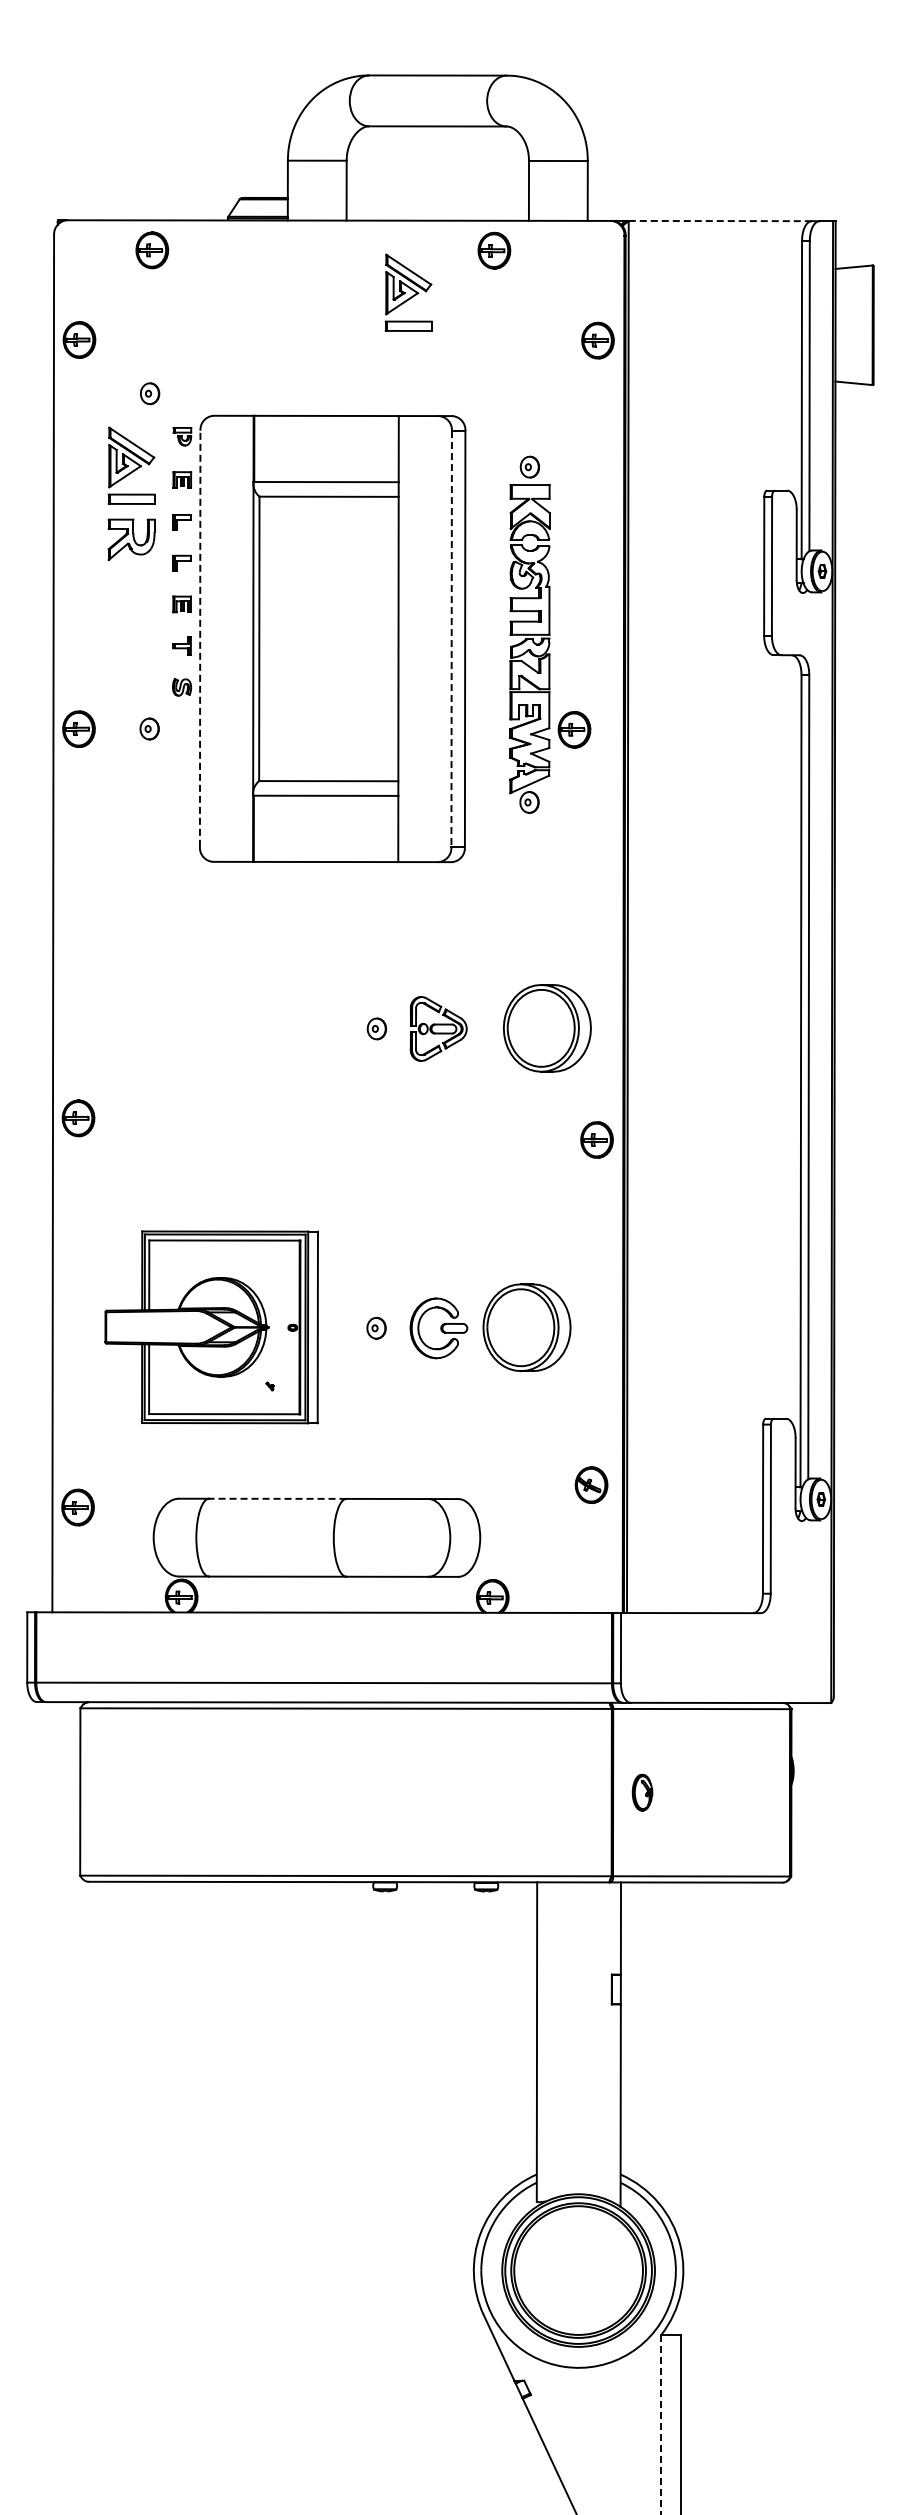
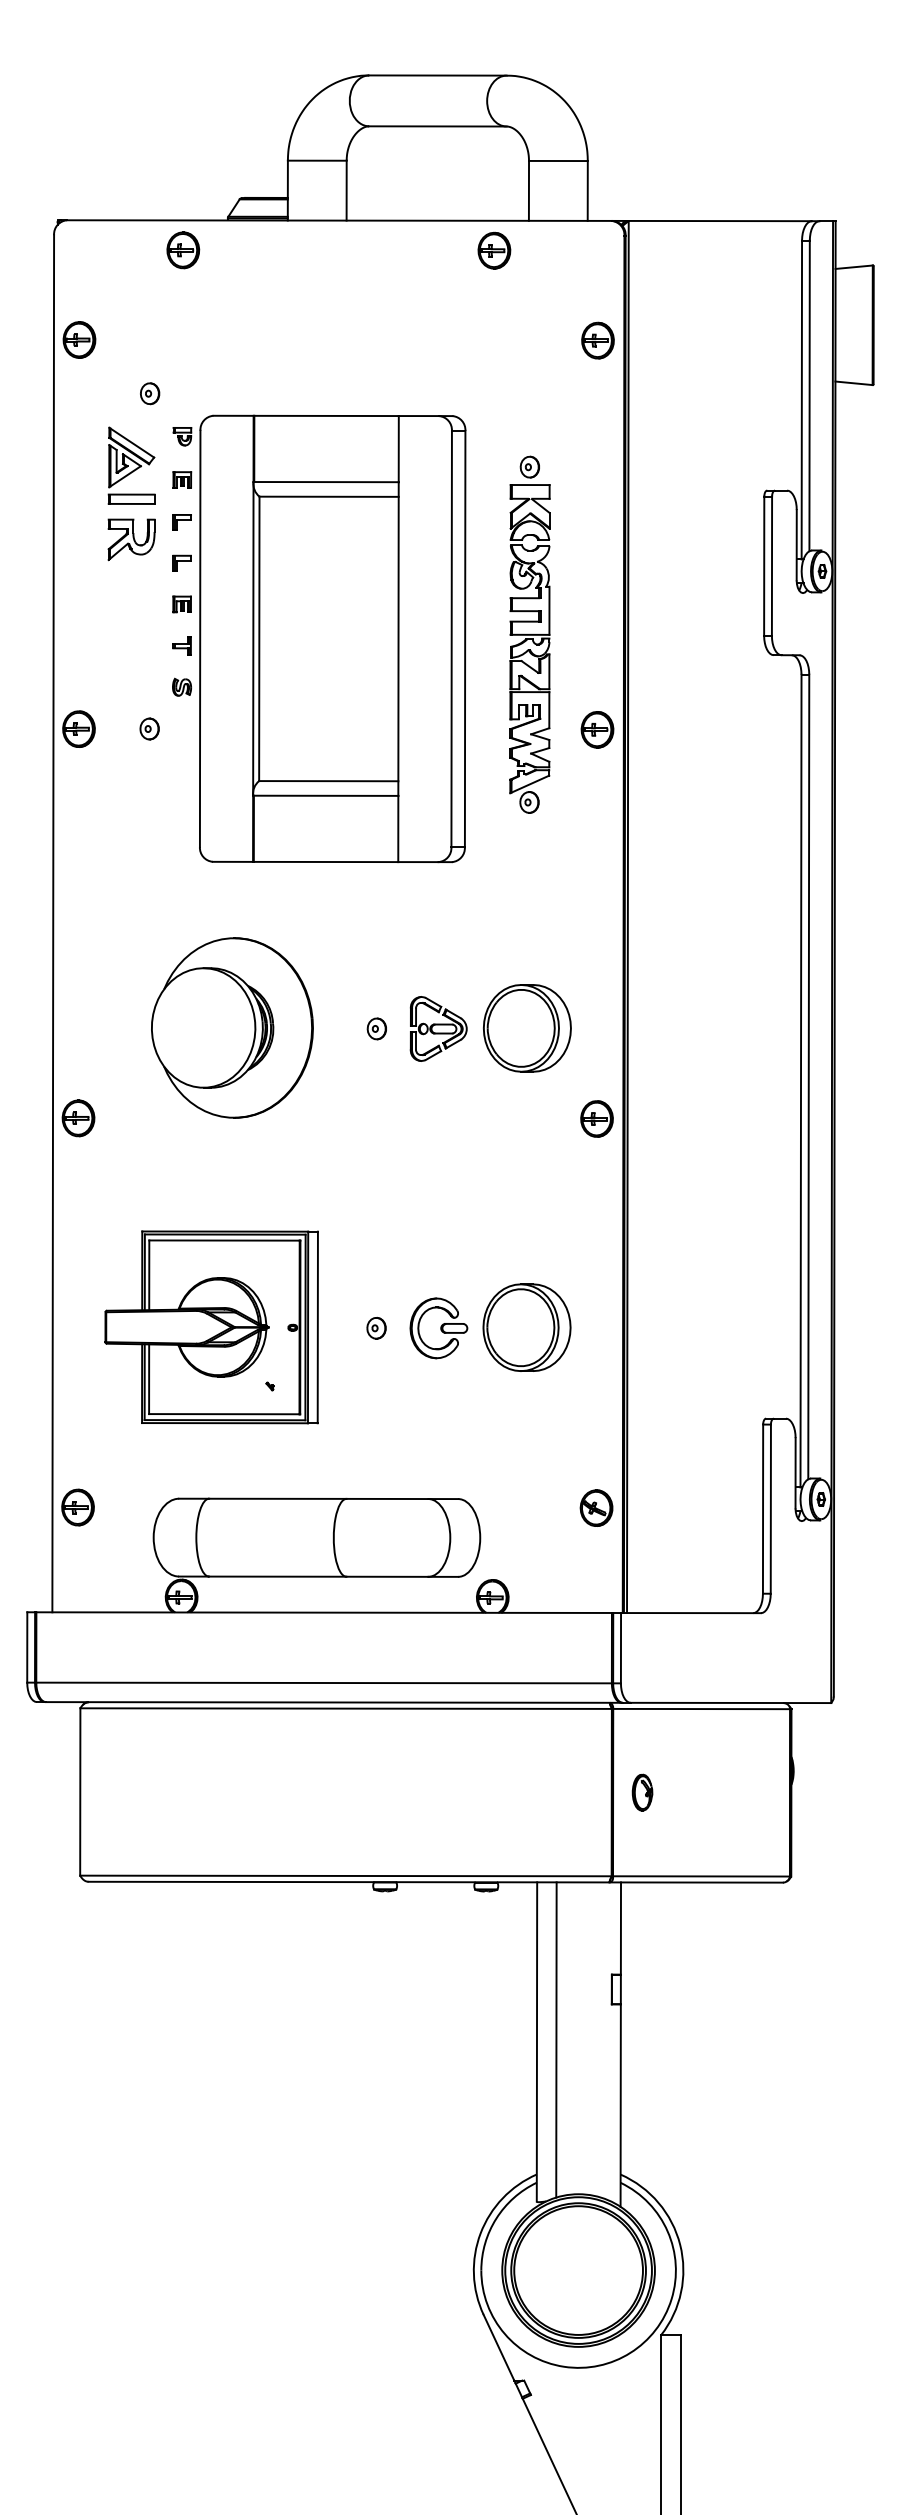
line: dashed -> solid (720, 221)
part position: (152, 250) -> (183, 250) (183, 250)
part: present -> none (408, 292)
line: dashed -> solid (200, 638)
line: dashed -> solid (451, 639)
part position: (574, 729) -> (597, 729) (597, 729)
part: none -> present (232, 1027)
part position: (547, 1028) -> (527, 1028) (527, 1028)
part position: (596, 1139) -> (596, 1118) (596, 1118)
part position: (591, 1484) -> (596, 1507) (596, 1507)
line: dashed -> solid (277, 1498)
line: none -> present (556, 2039)
line: dashed -> solid (661, 2424)
